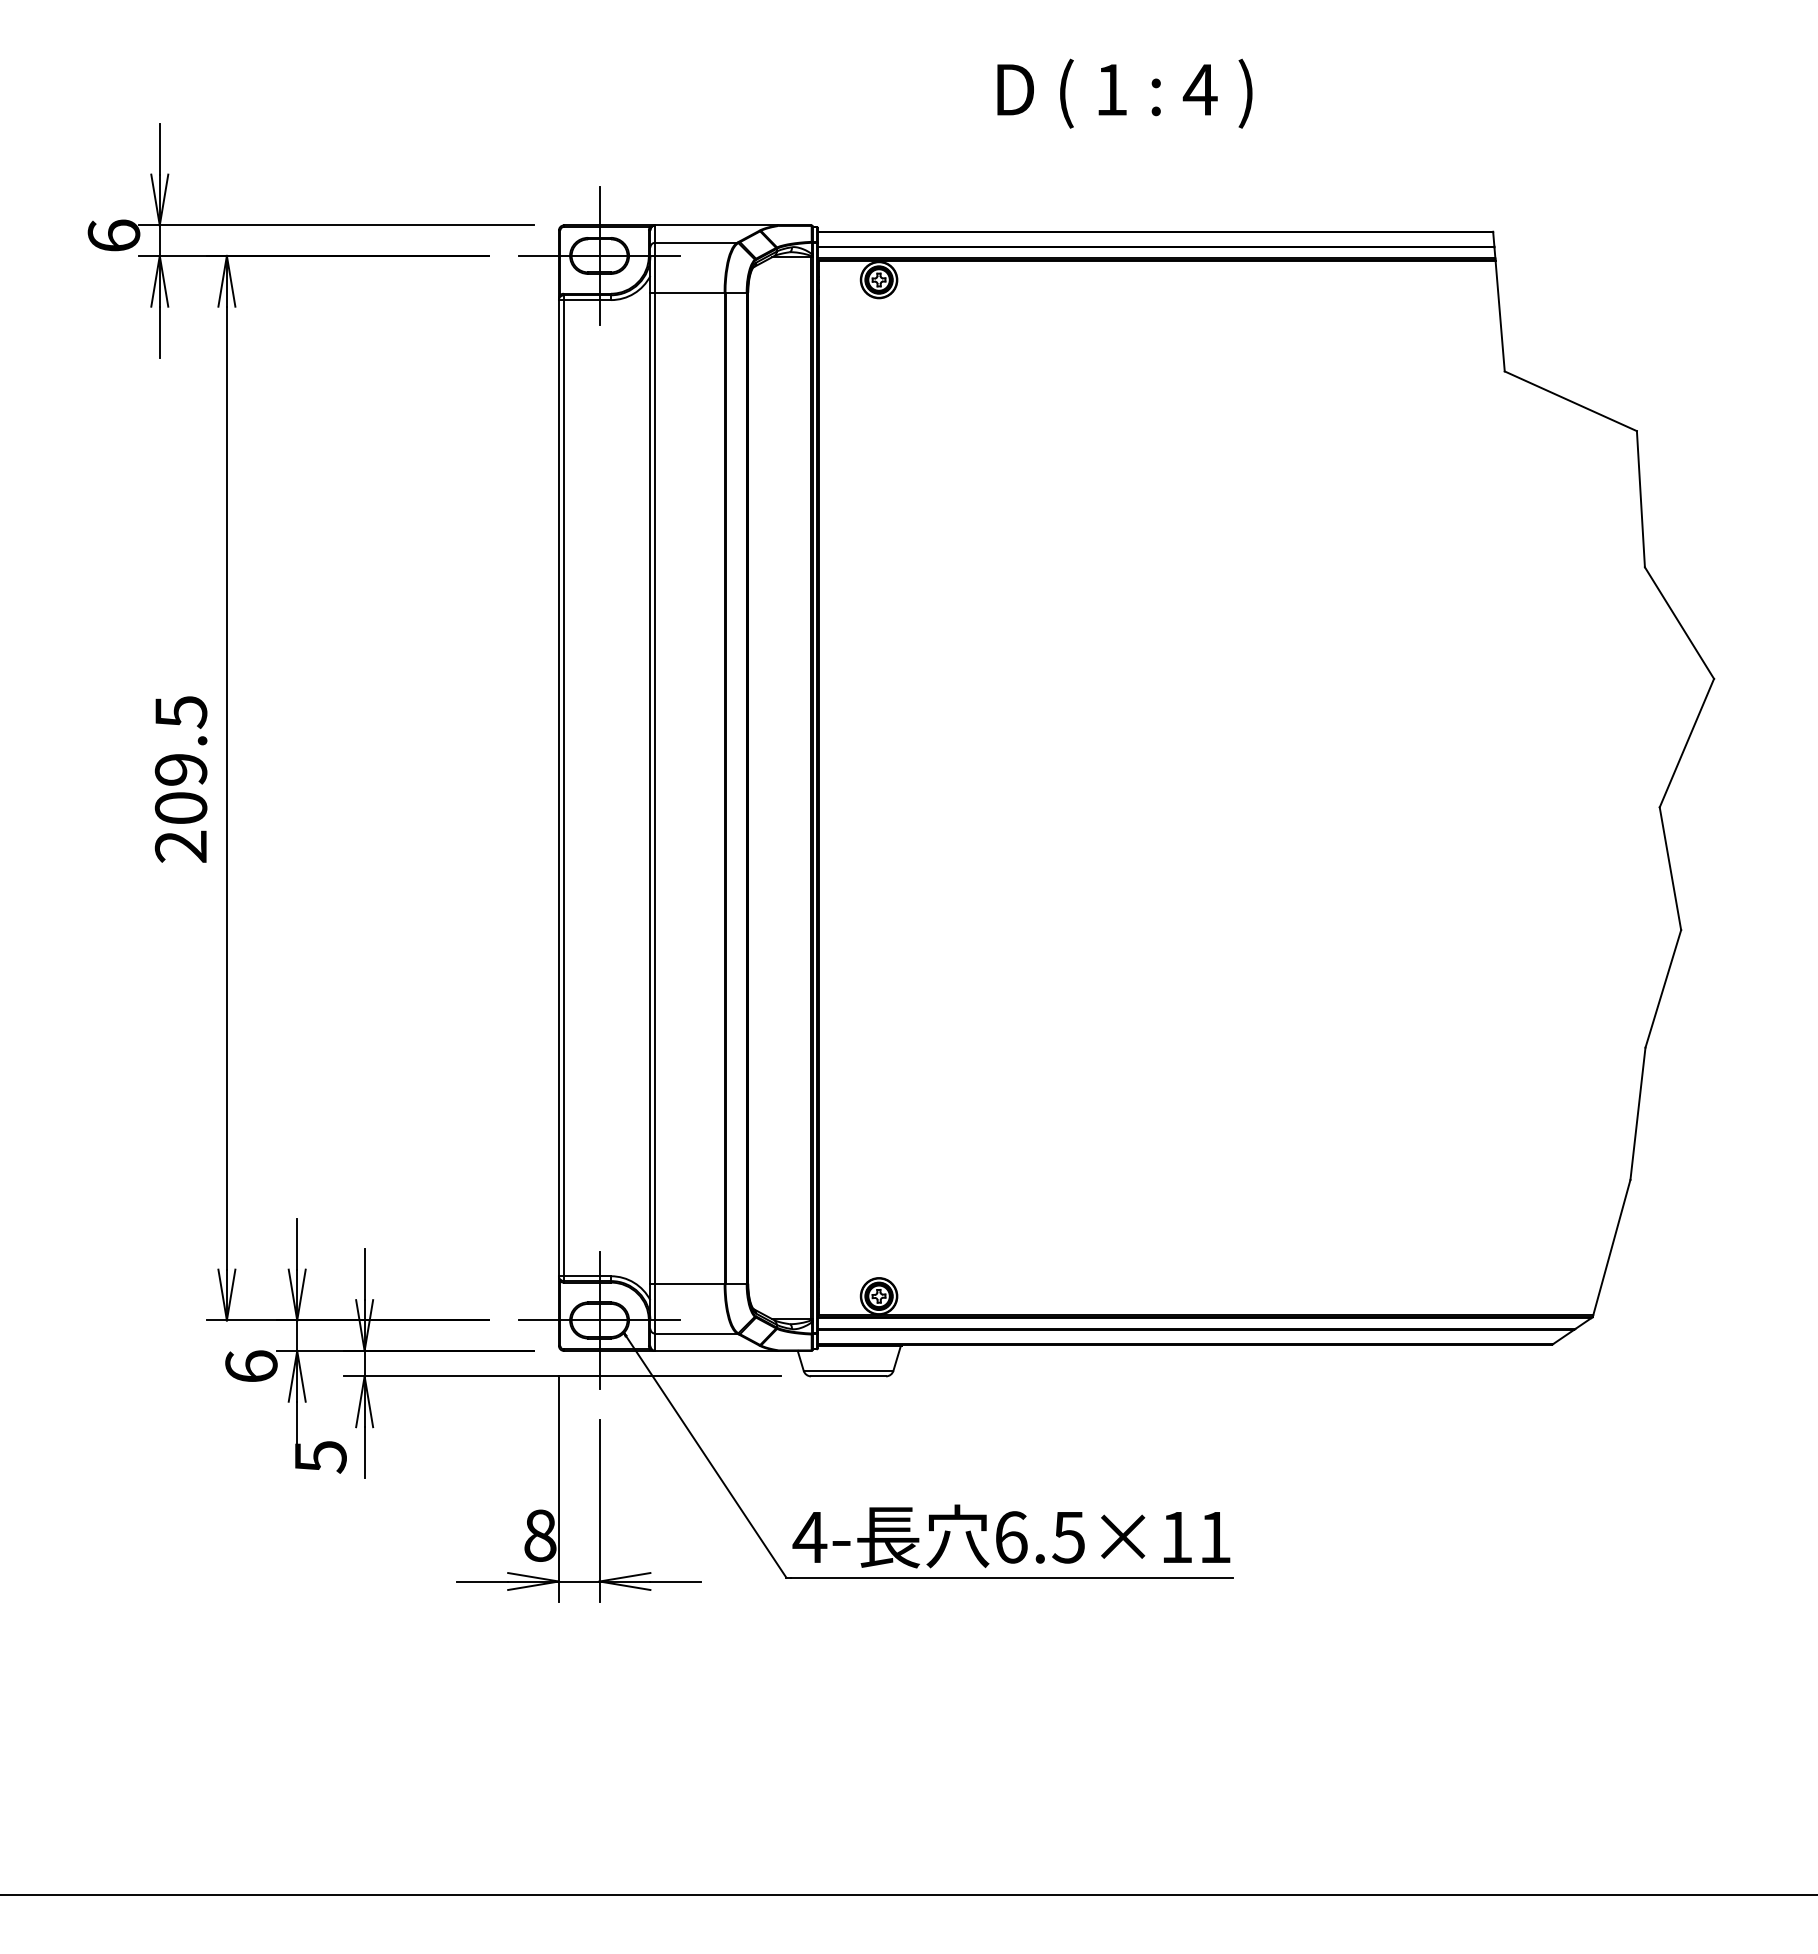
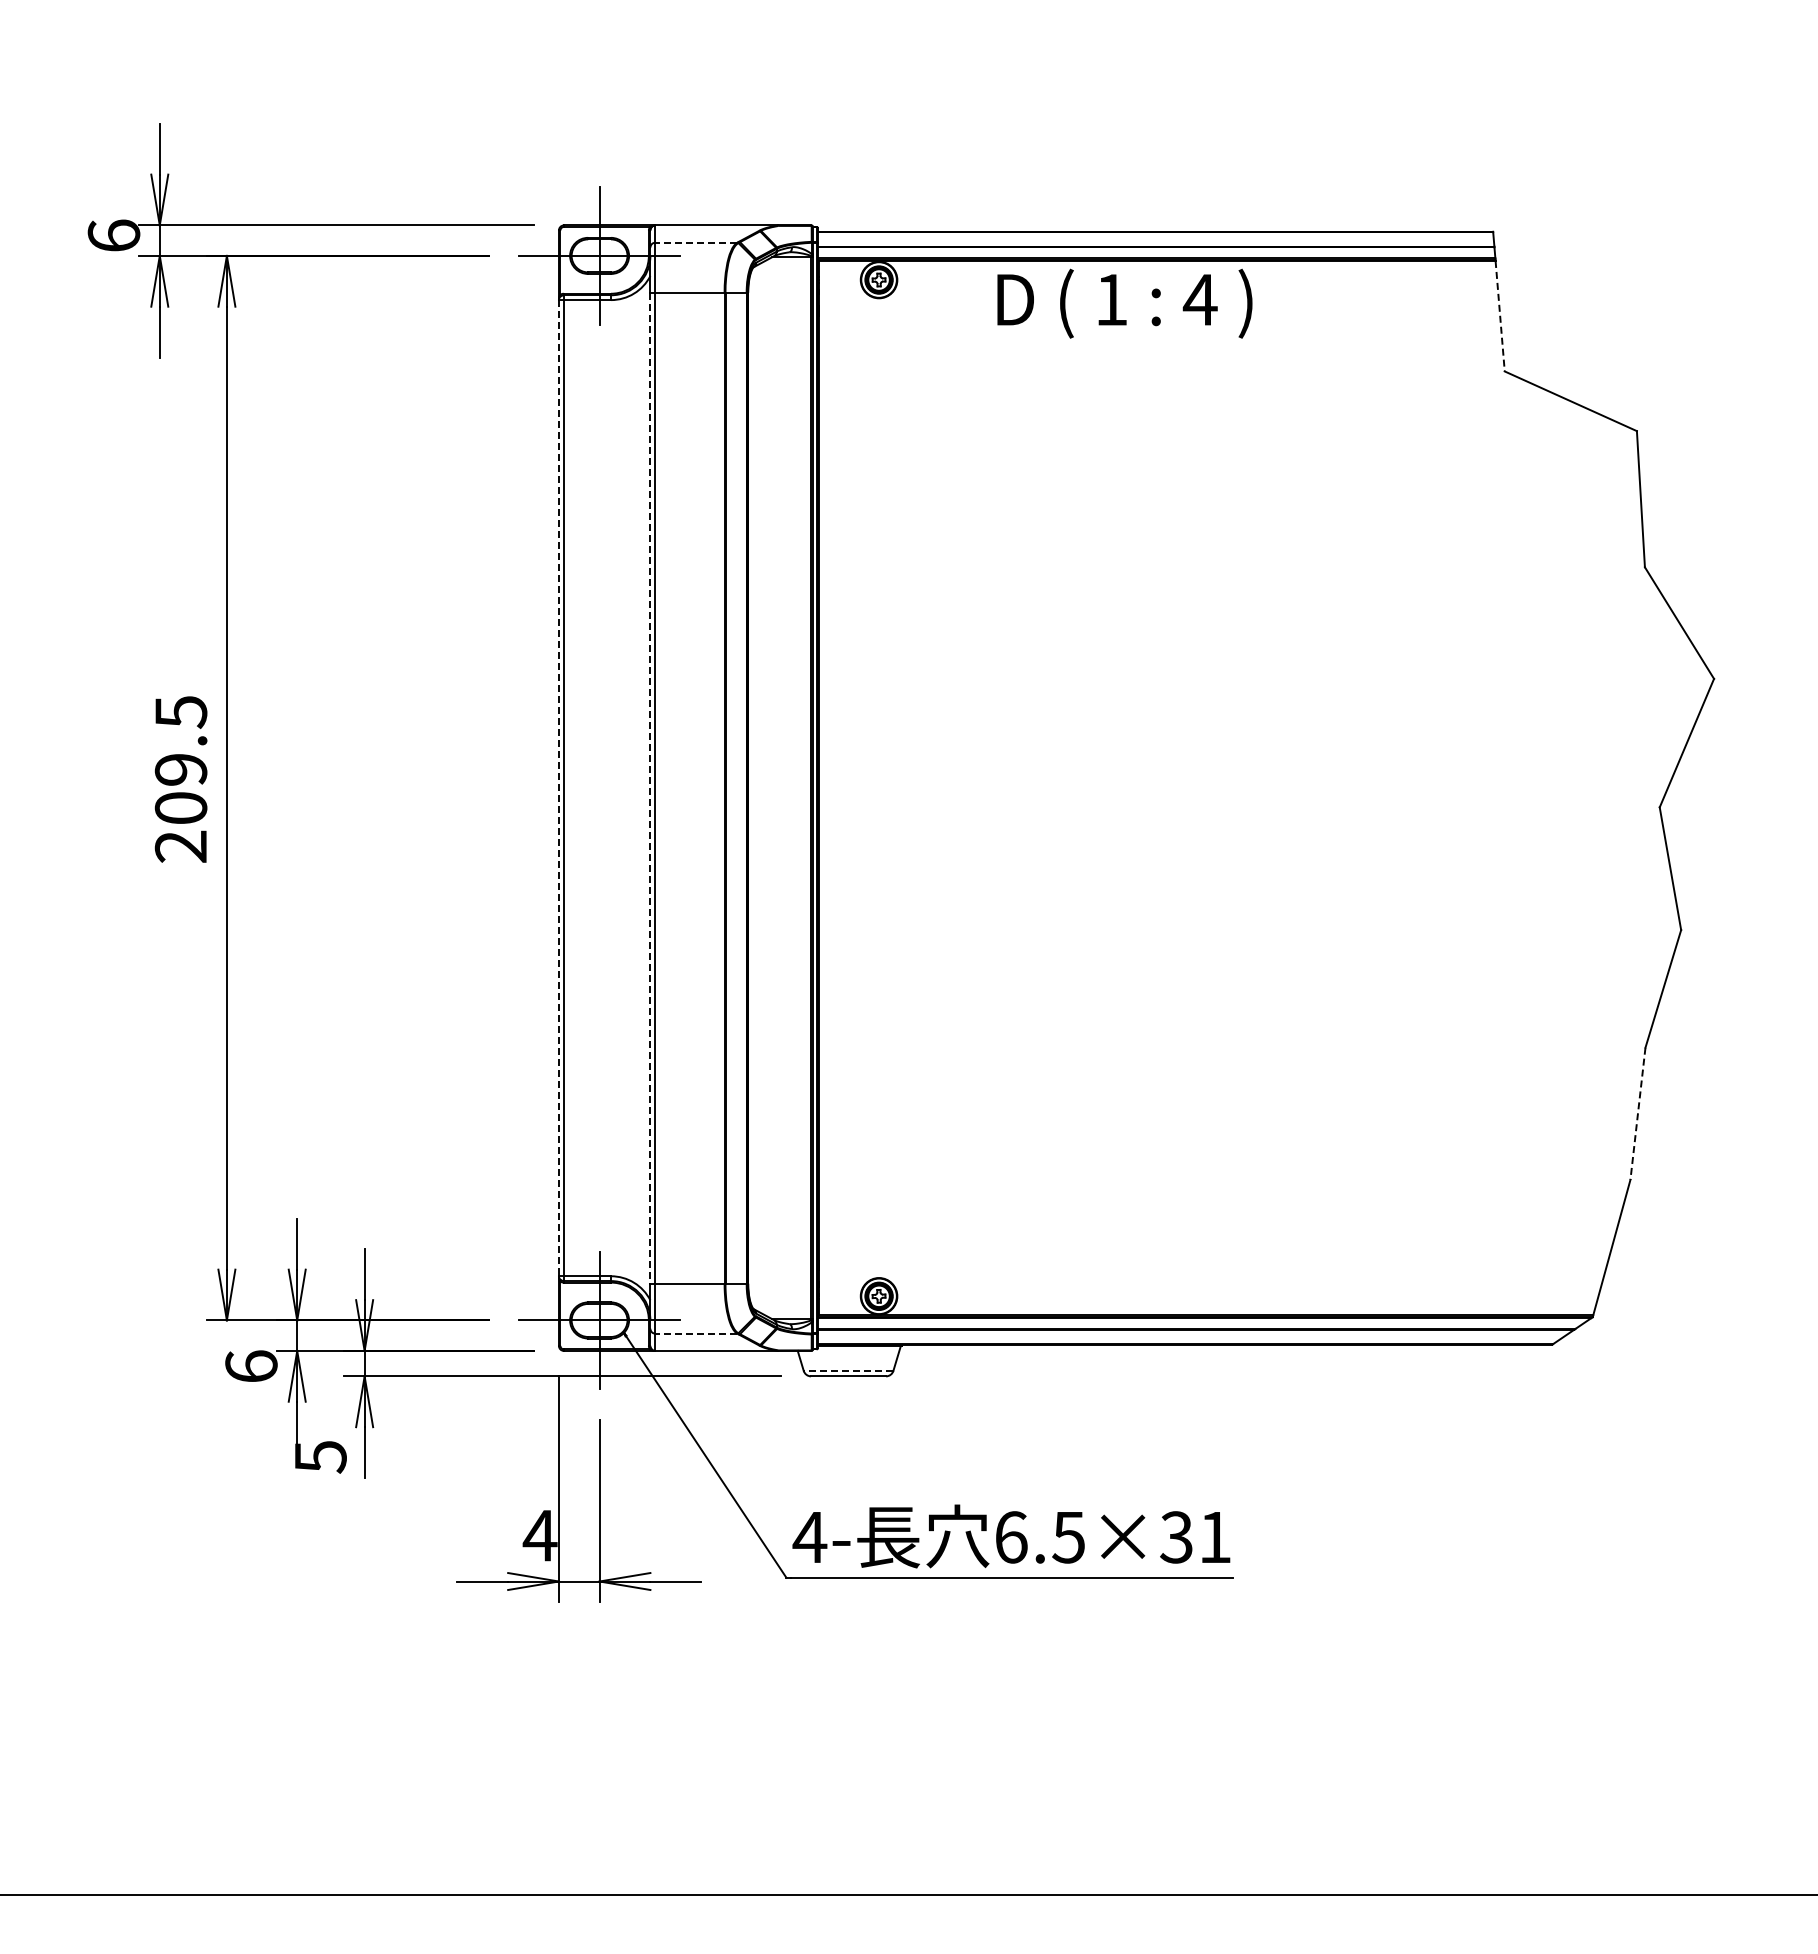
text position: (1124, 93) -> (1124, 303) (1124, 303)
line: solid -> dashed (696, 242)
line: solid -> dashed (1500, 316)
line: solid -> dashed (558, 788)
line: solid -> dashed (650, 788)
line: solid -> dashed (1637, 1113)
line: solid -> dashed (696, 1333)
line: solid -> dashed (848, 1370)
text: 8 -> 4 (539, 1535)
text: 6.5×11 -> 6.5×31 (1176, 1537)
